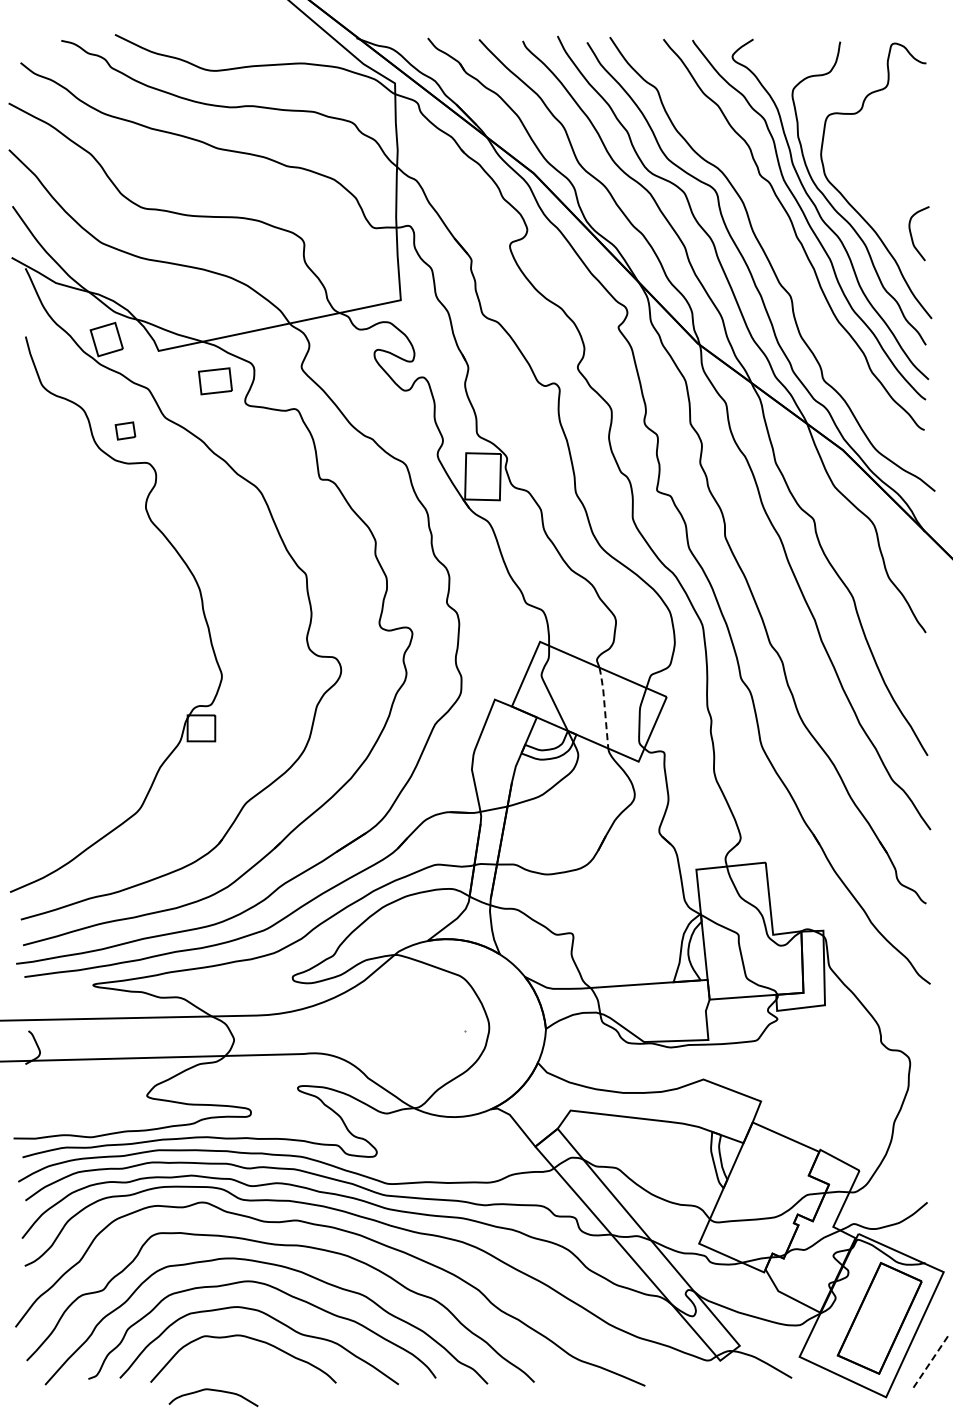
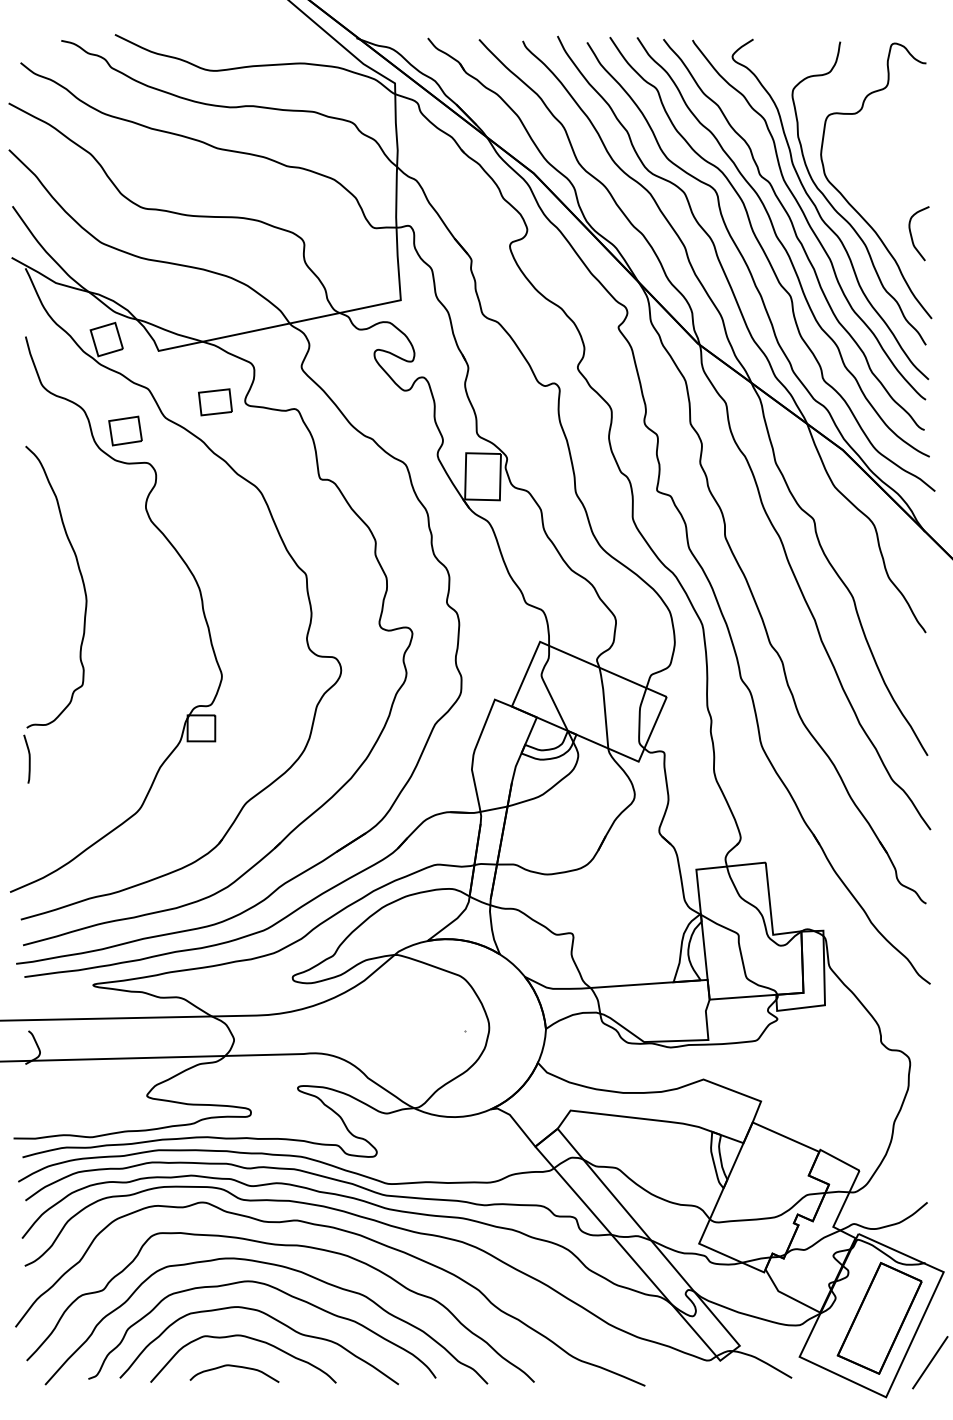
curve: none -> present (782, 247)
part position: (215, 381) -> (215, 402) (215, 402)
part size: 23x20 px -> 35x32 px (125, 430)
part: none -> present (84, 614)
line: dashed -> solid (604, 707)
line: dashed -> solid (930, 1362)
curve position: (214, 1391) -> (235, 1367) (235, 1367)
